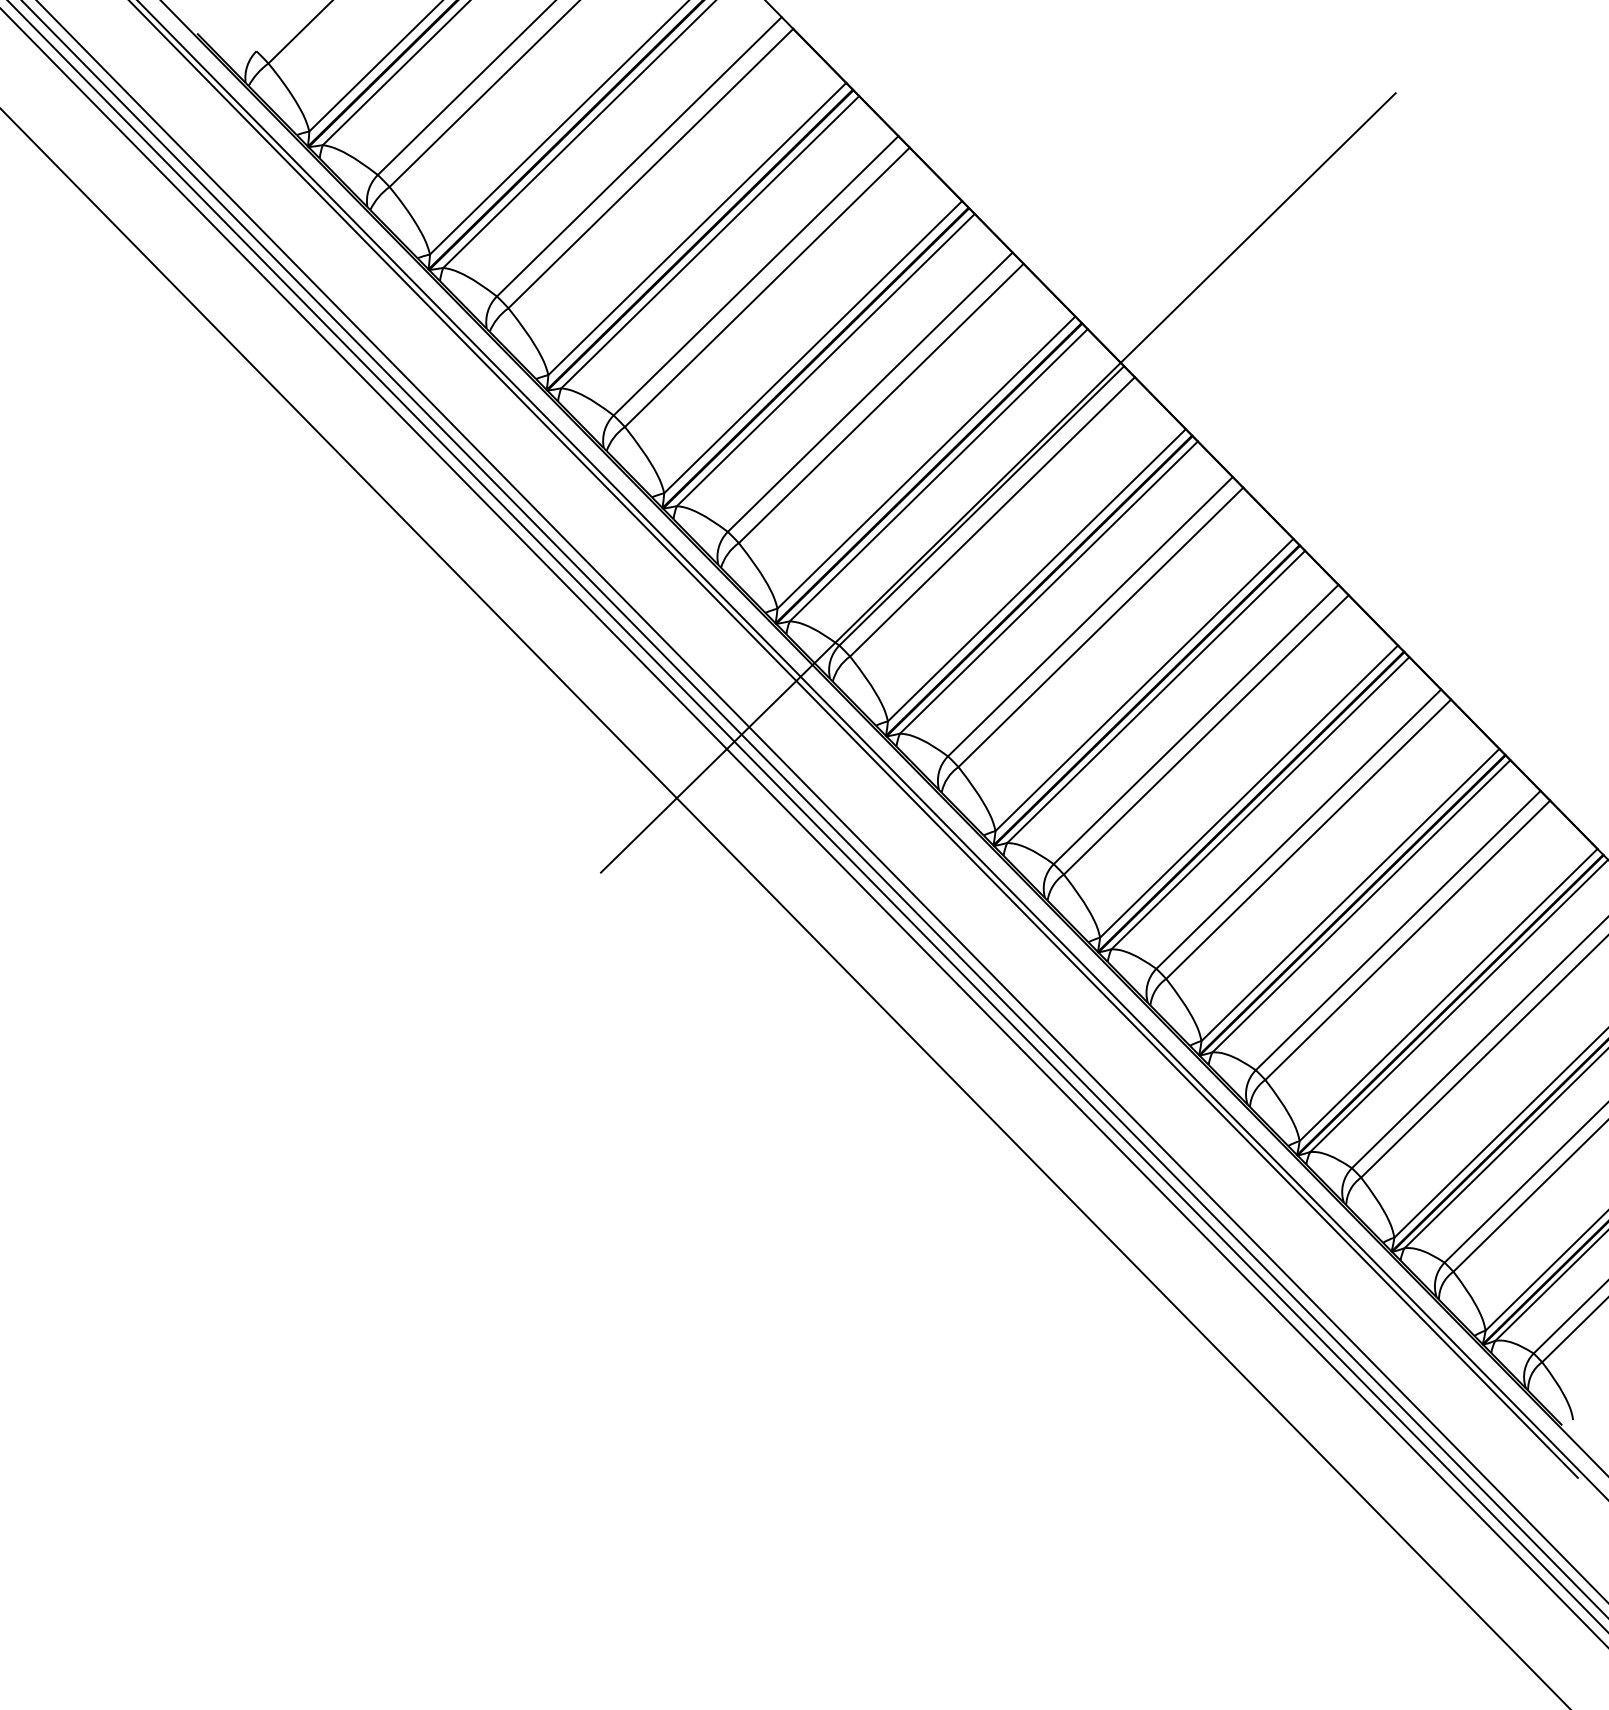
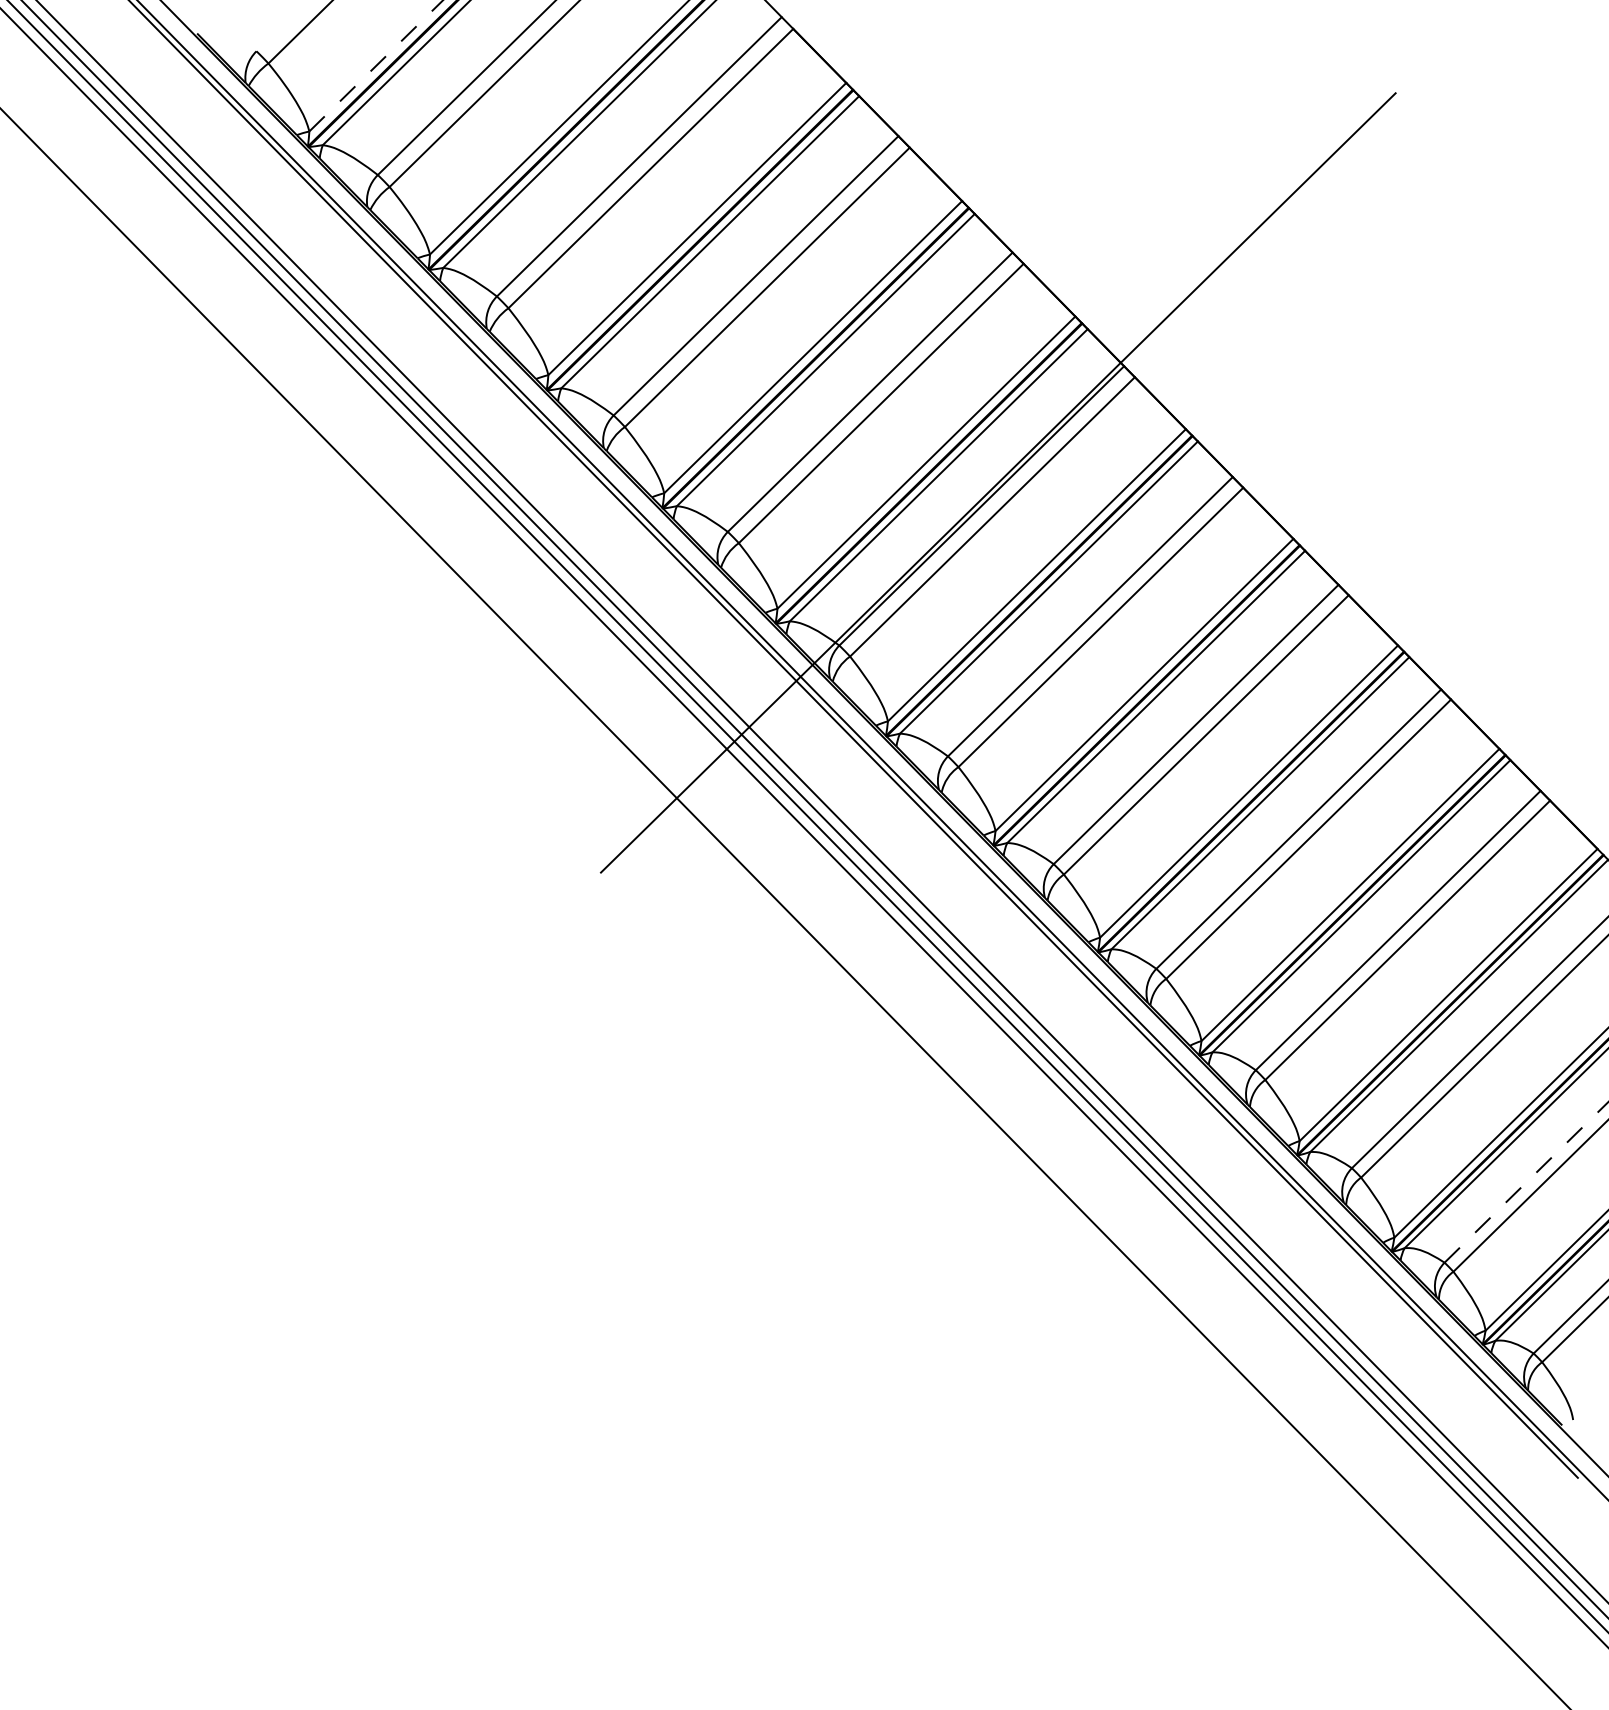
line: solid -> dashed (376, 65)
line: solid -> dashed (1526, 1182)
